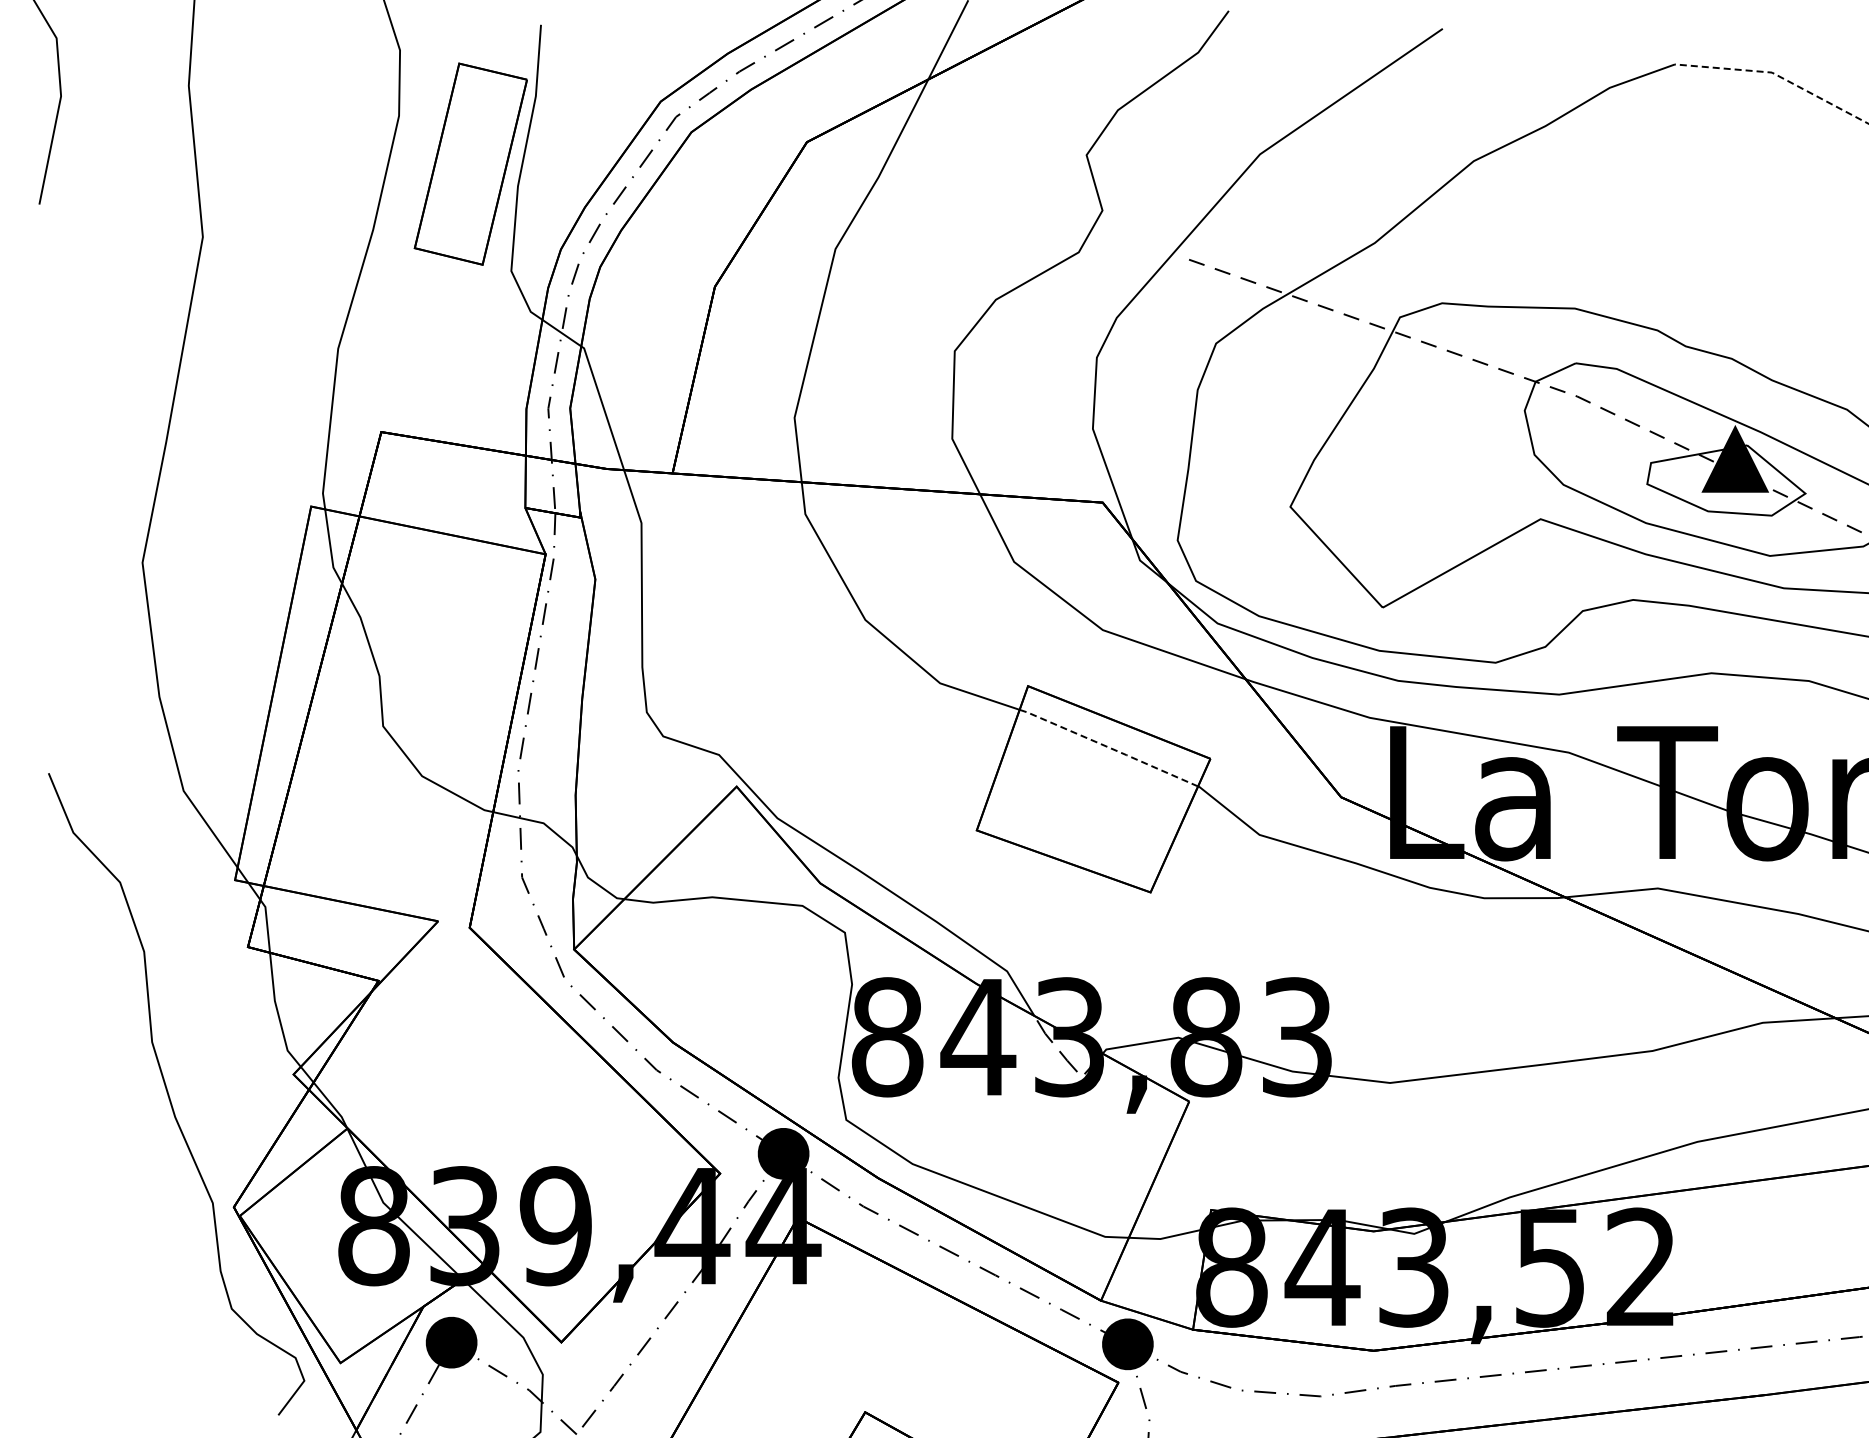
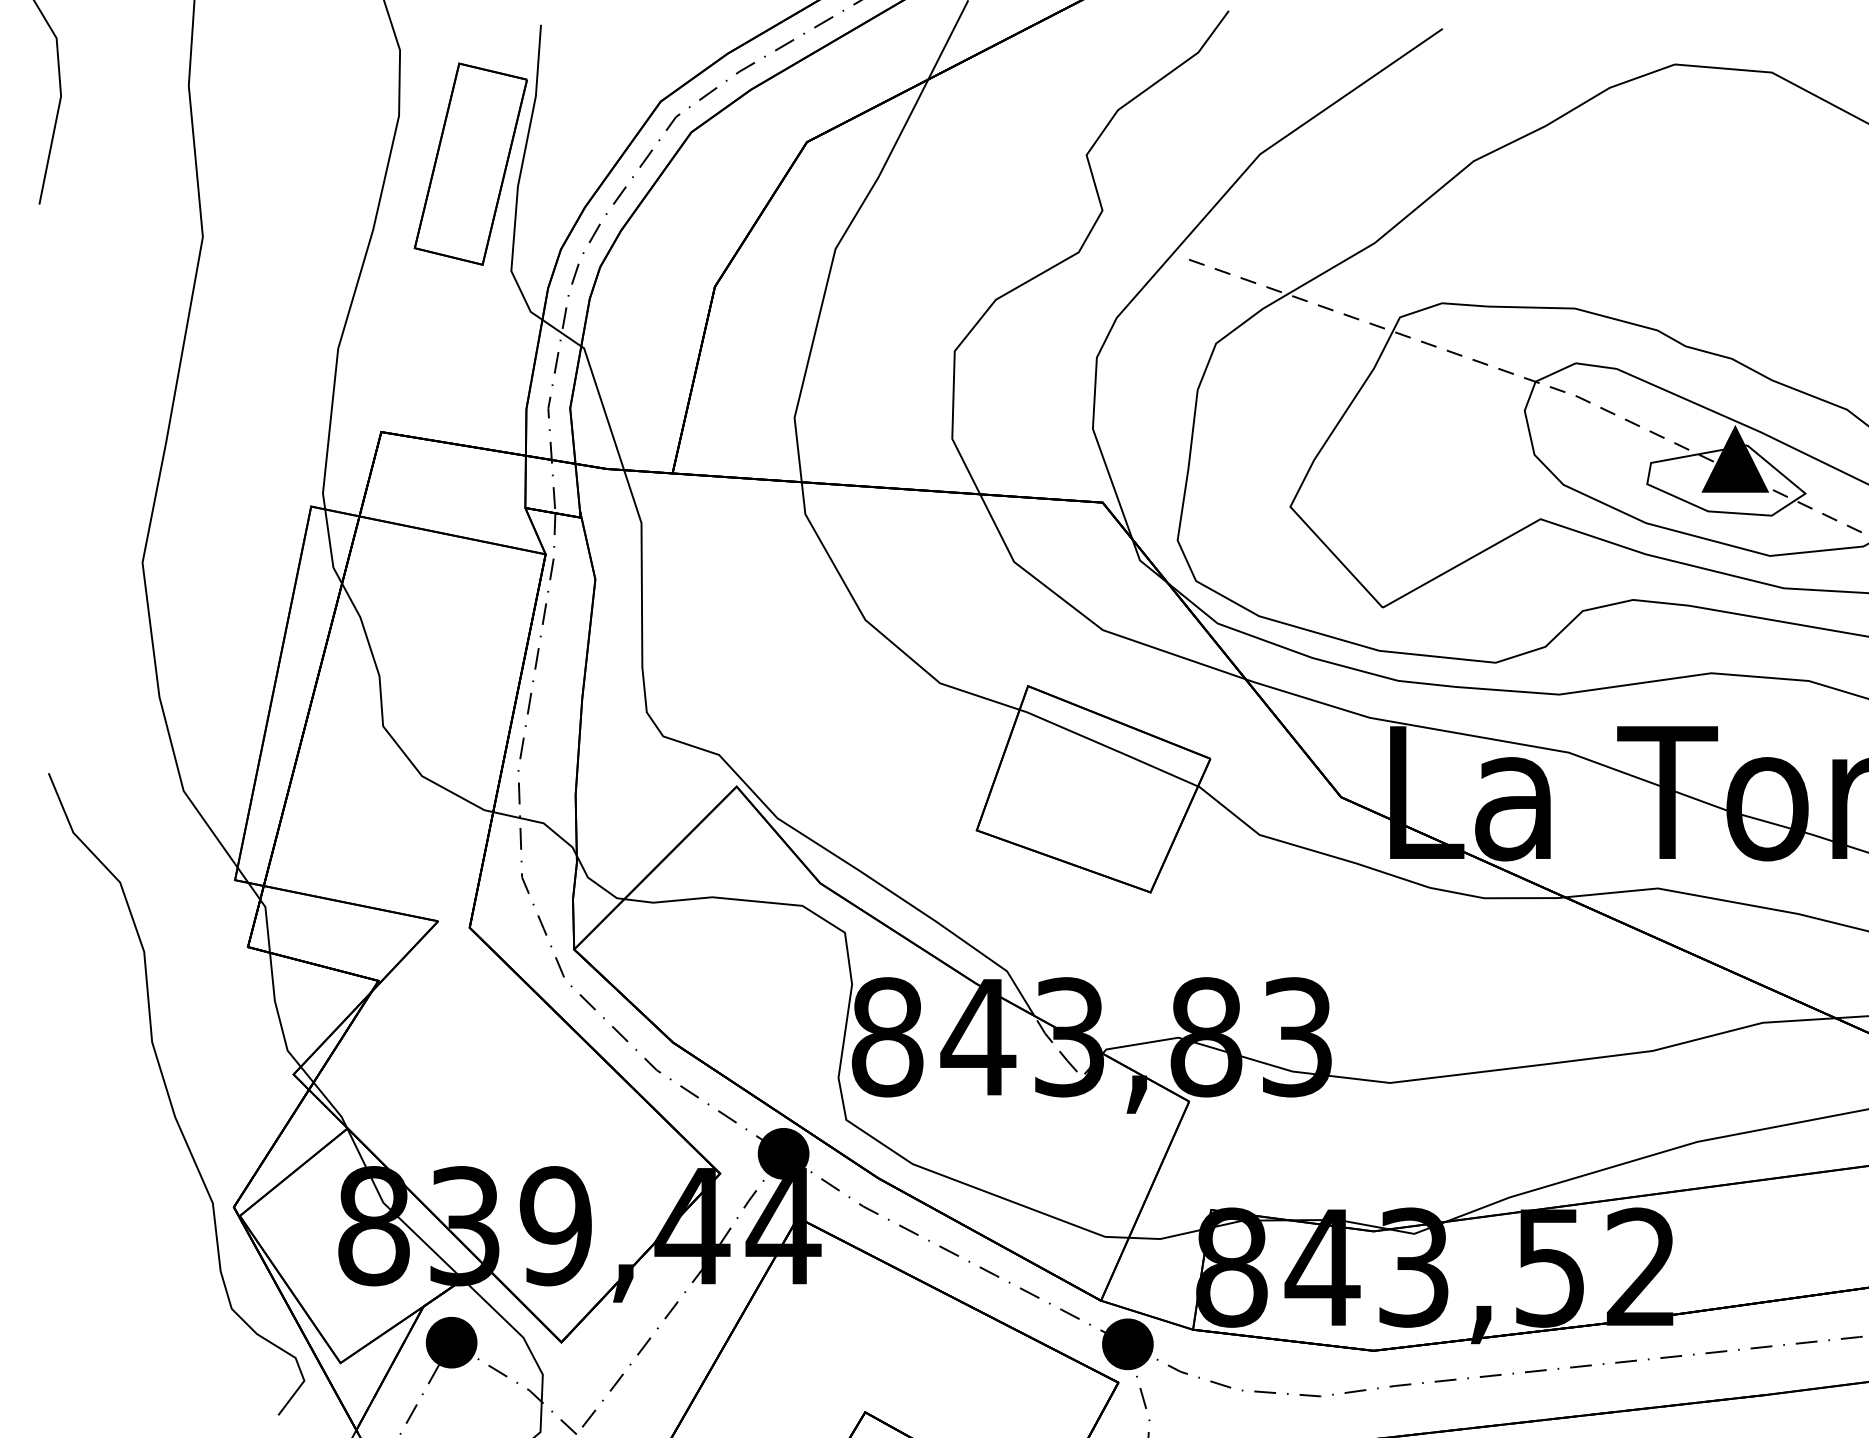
line: dashed -> solid (1776, 74)
line: dashed -> solid (1109, 747)
